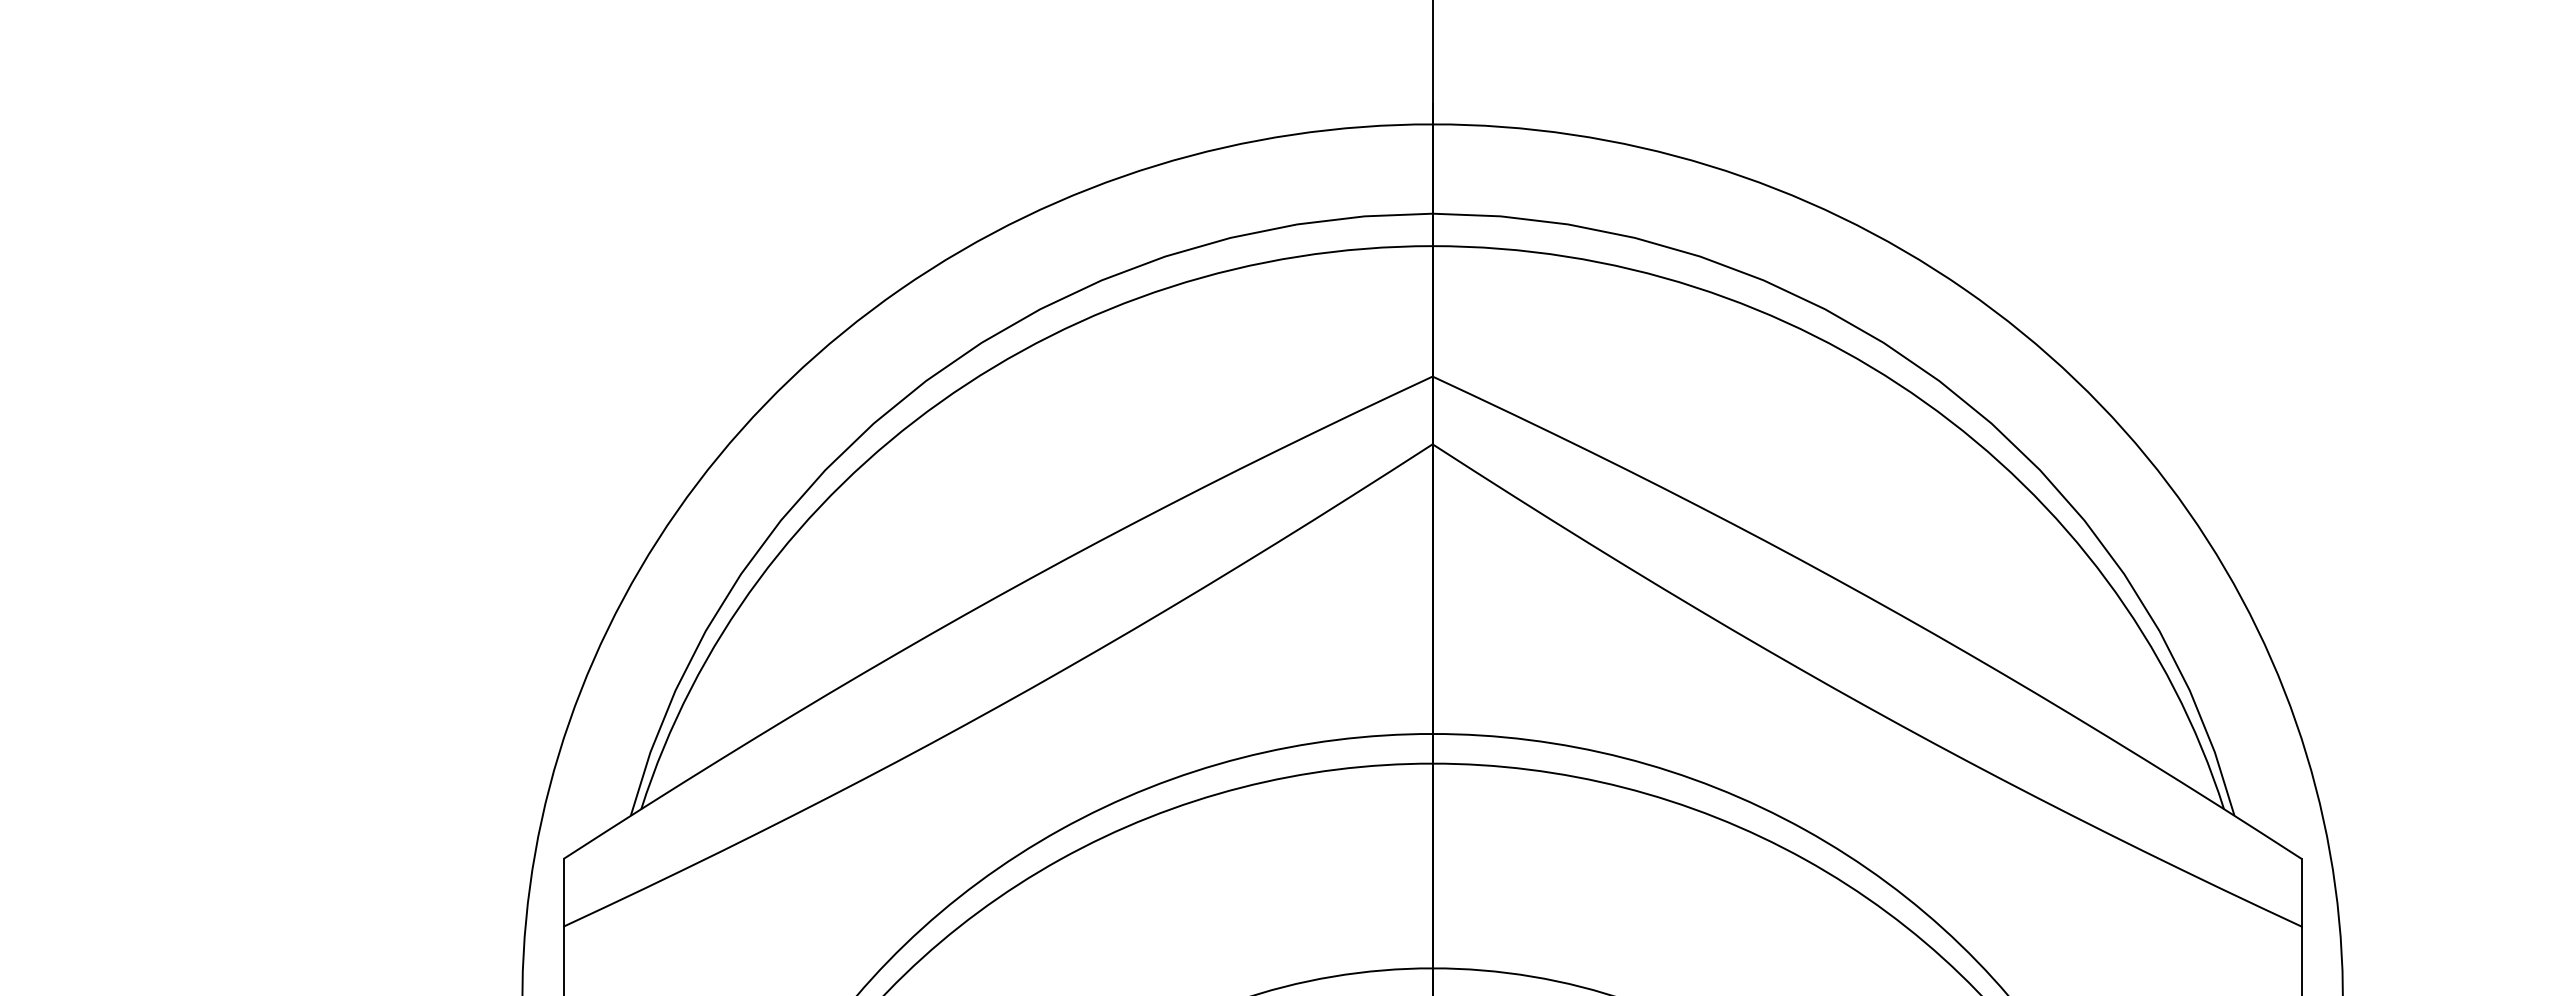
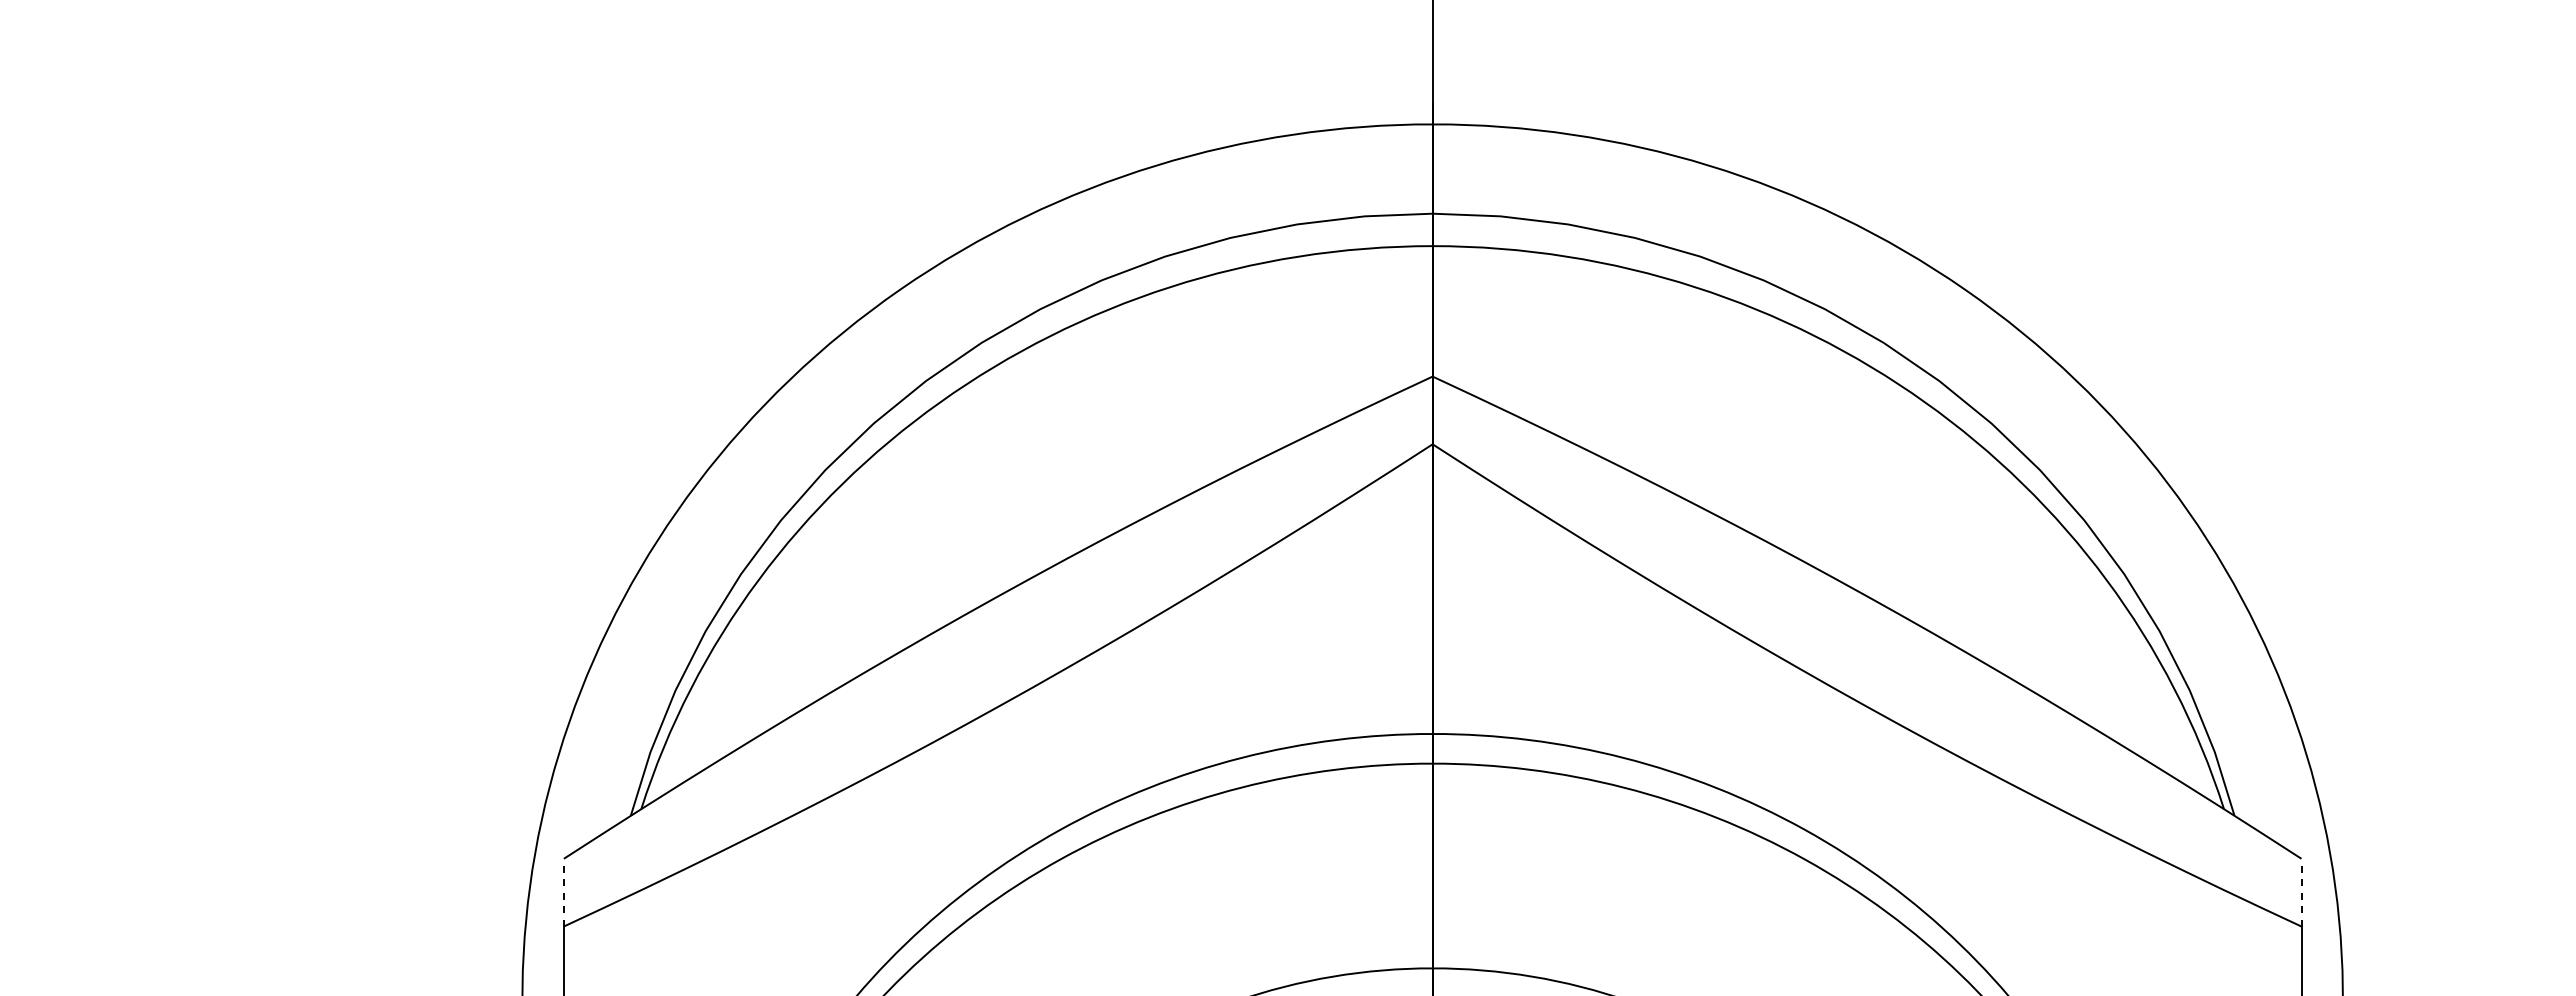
line: solid -> dashed (563, 892)
line: solid -> dashed (2301, 892)
